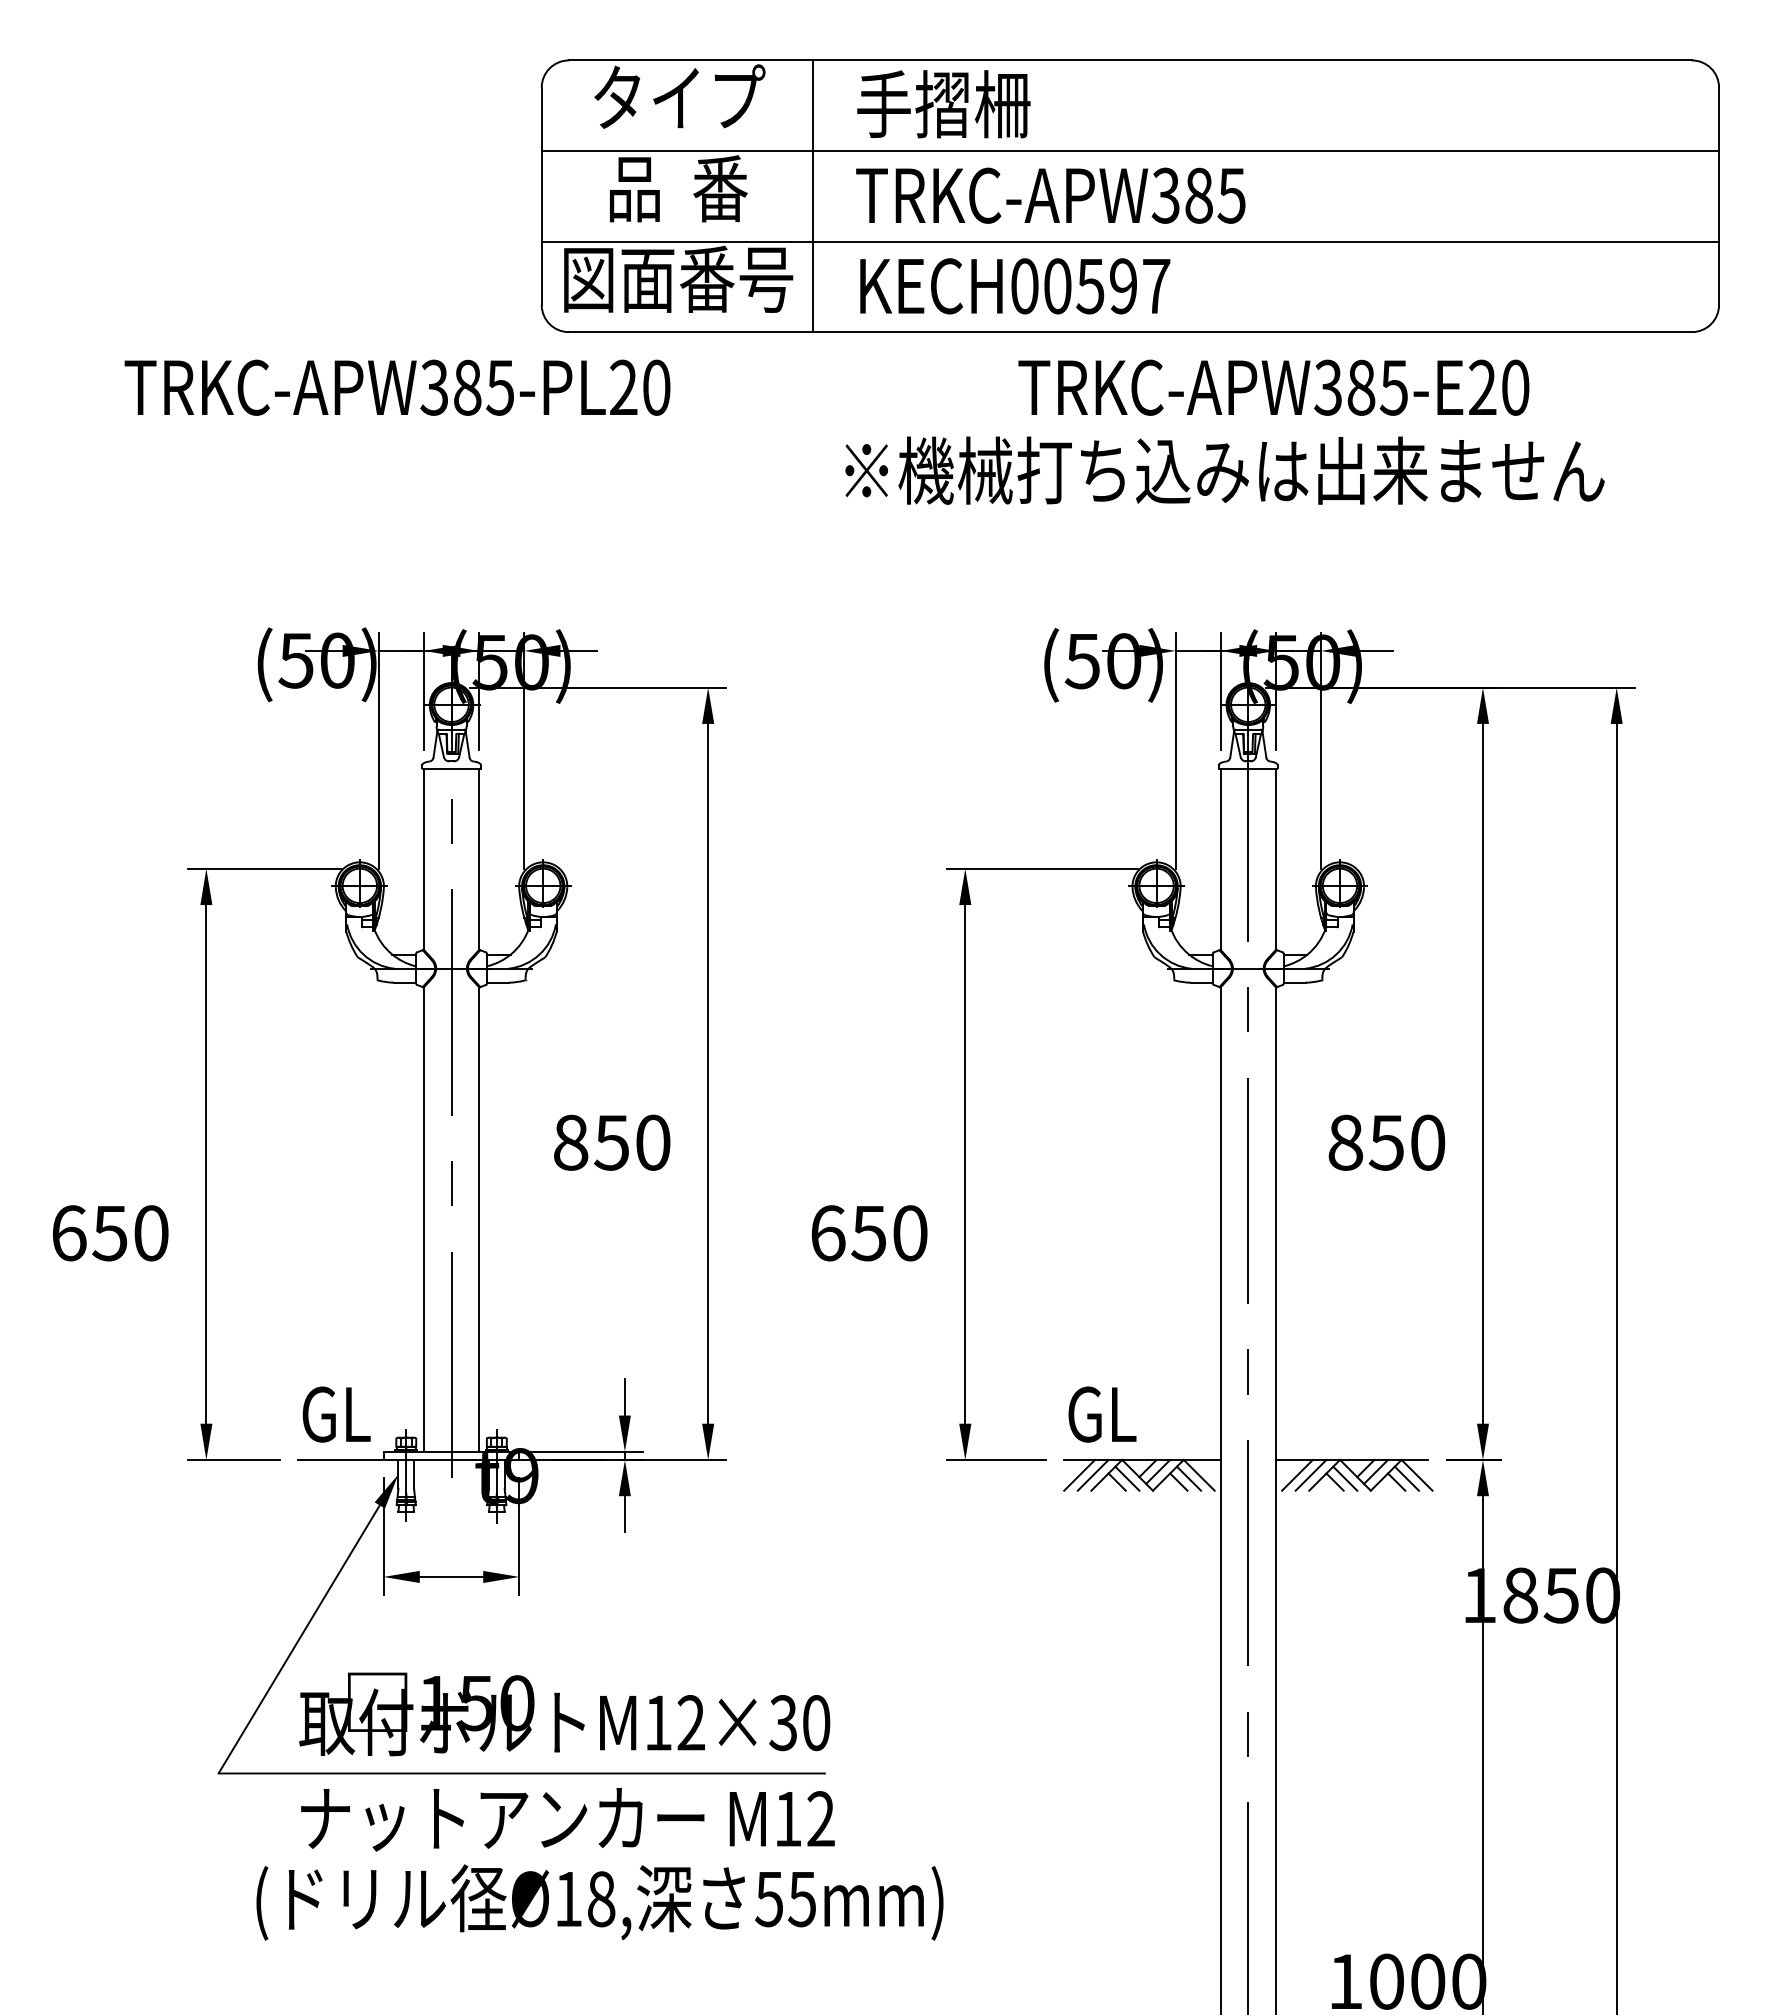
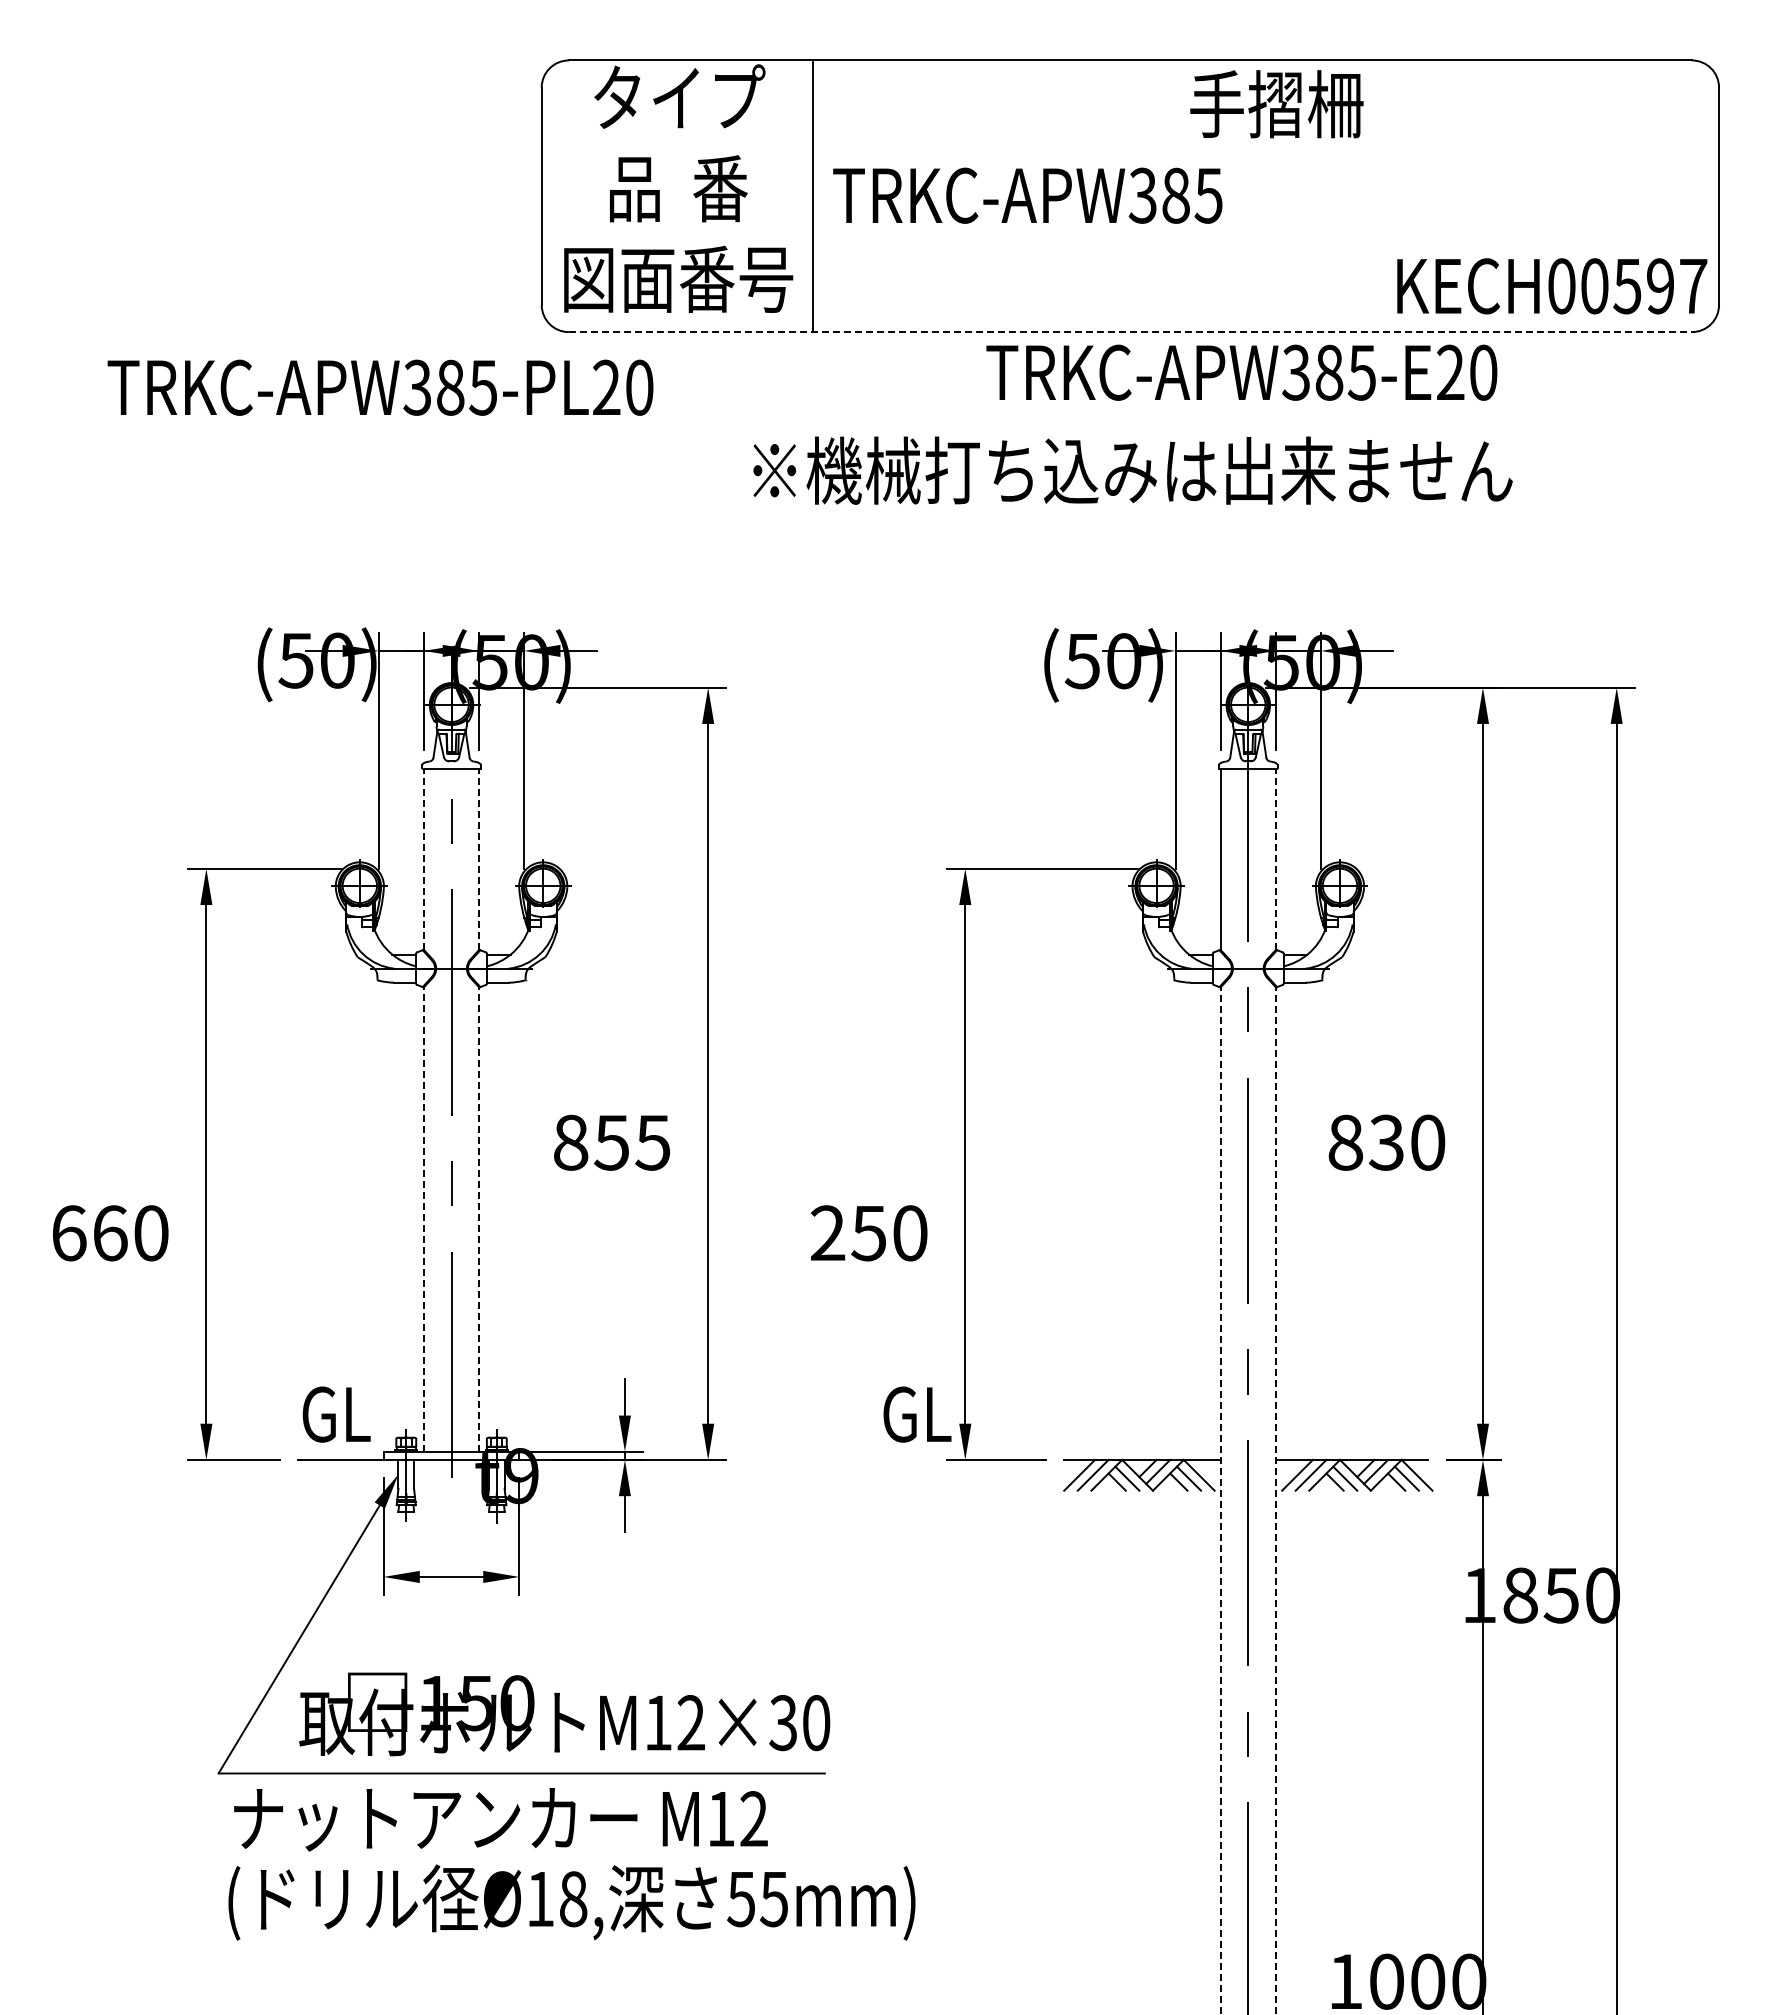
text position: (943, 104) -> (1276, 104) (1276, 104)
line: present -> none (1130, 151)
text position: (1050, 195) -> (1027, 195) (1027, 195)
line: present -> none (1130, 241)
text position: (1015, 286) -> (1552, 286) (1552, 286)
line: solid -> dashed (1130, 332)
text position: (397, 387) -> (380, 387) (380, 387)
text position: (1273, 387) -> (1241, 372) (1241, 372)
text position: (1224, 470) -> (1132, 470) (1132, 470)
line: solid -> dashed (424, 859)
line: solid -> dashed (478, 859)
line: solid -> dashed (1275, 859)
text: 850 -> 855 (652, 1142)
text: 850 -> 830 (1385, 1142)
line: solid -> dashed (424, 1218)
line: solid -> dashed (478, 1218)
text: 650 -> 660 (109, 1233)
text: 650 -> 250 (828, 1233)
text position: (1102, 1414) -> (917, 1414) (917, 1414)
line: solid -> dashed (1220, 1500)
line: solid -> dashed (1275, 1500)
text position: (567, 1819) -> (500, 1819) (500, 1819)
text position: (599, 1902) -> (571, 1902) (571, 1902)
